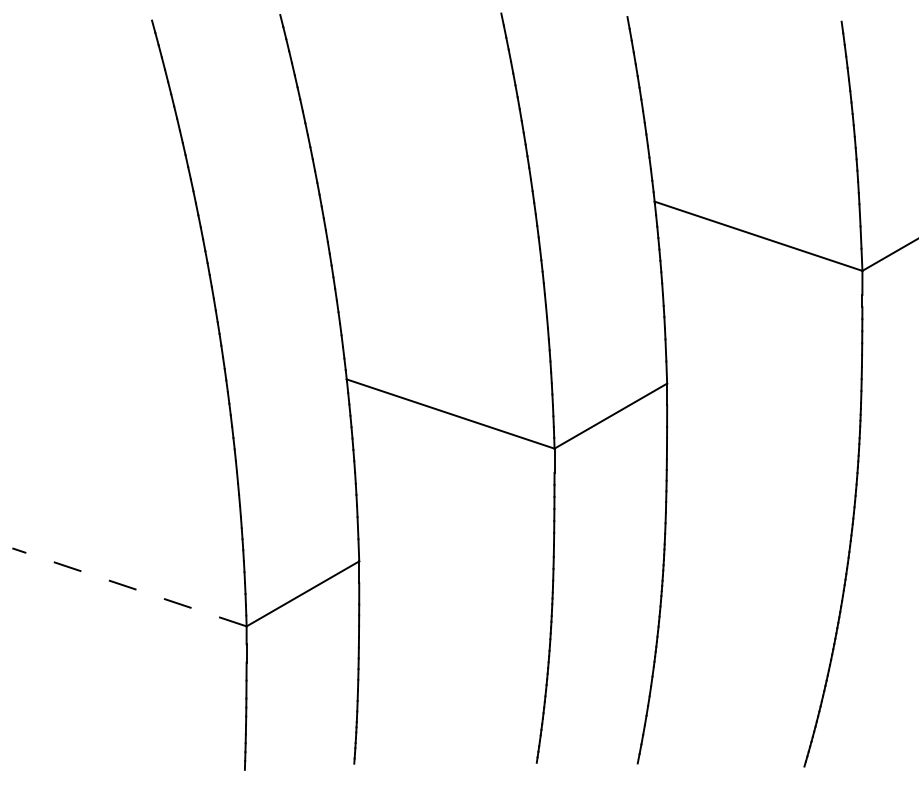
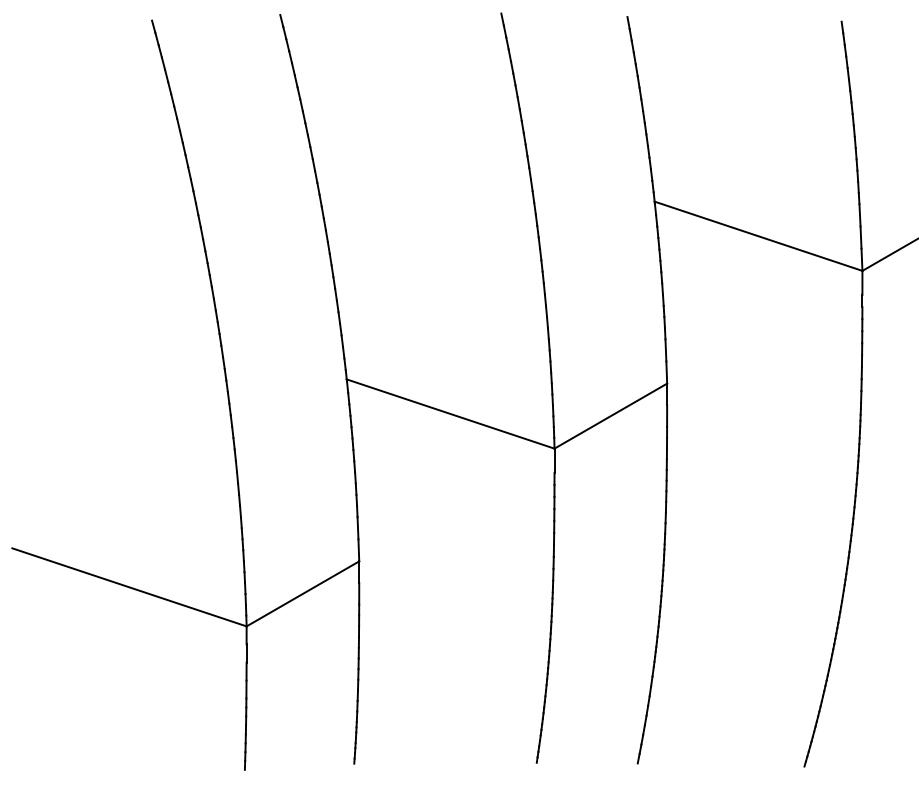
line: dashed -> solid (129, 587)
